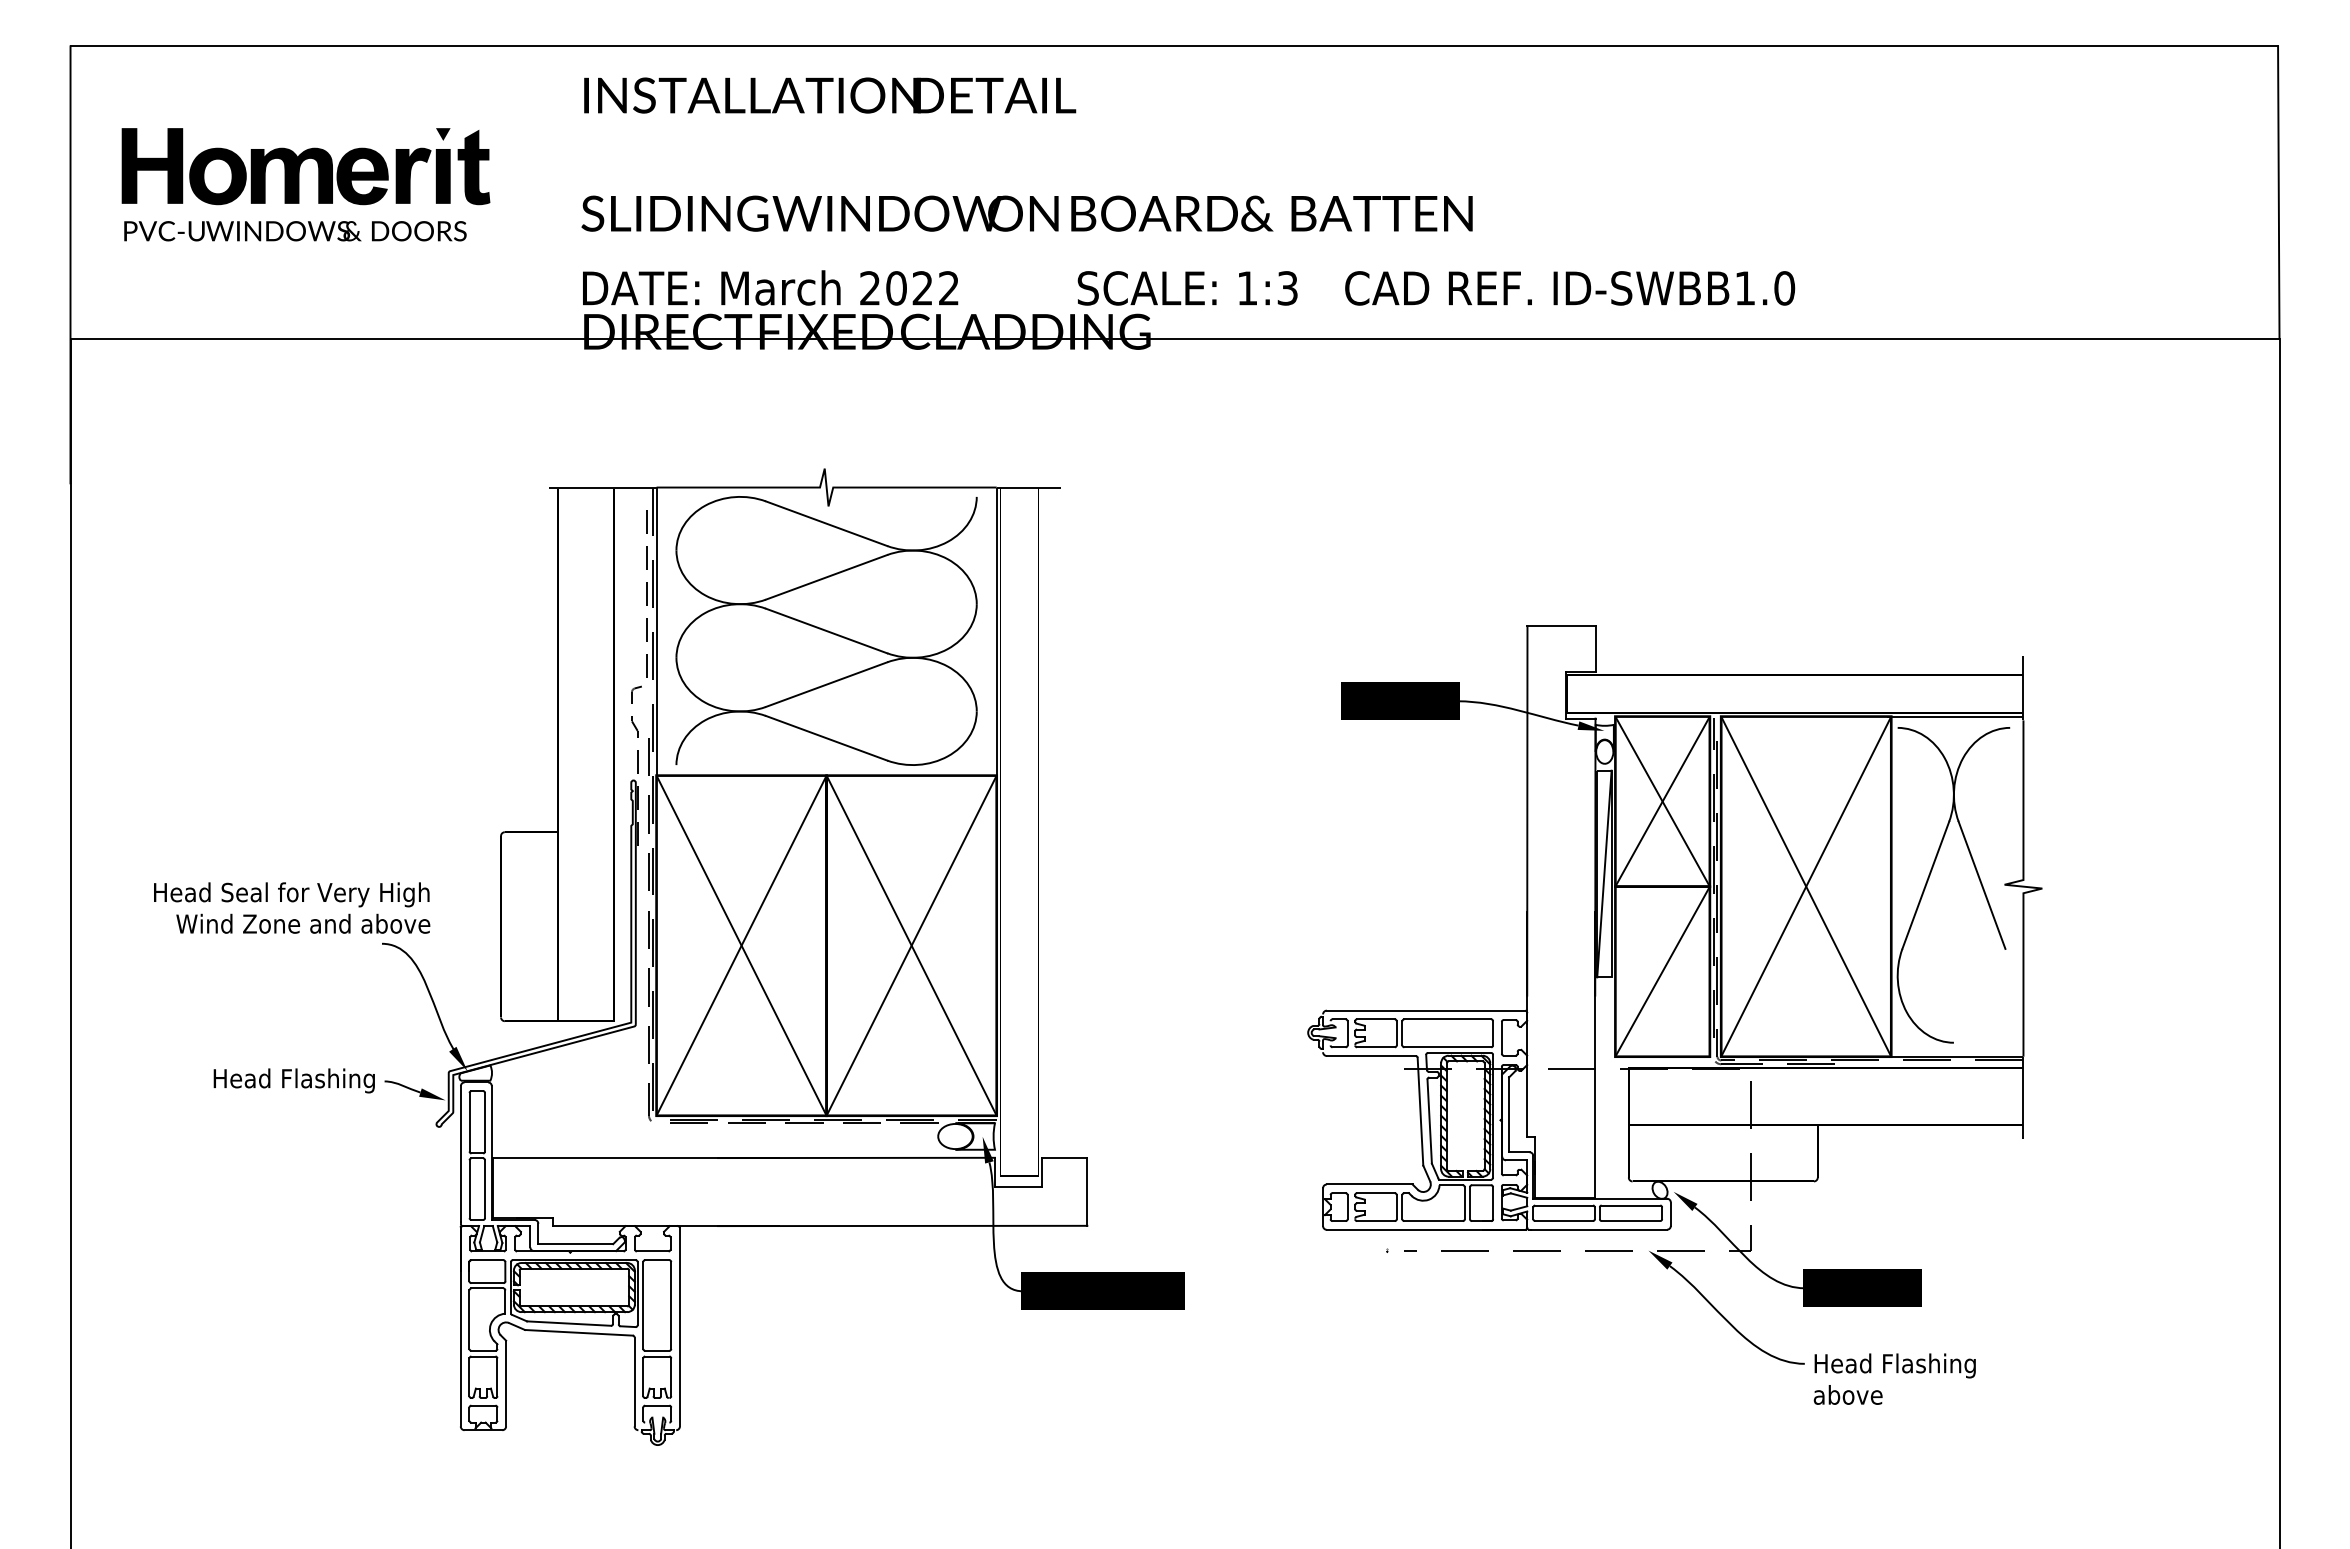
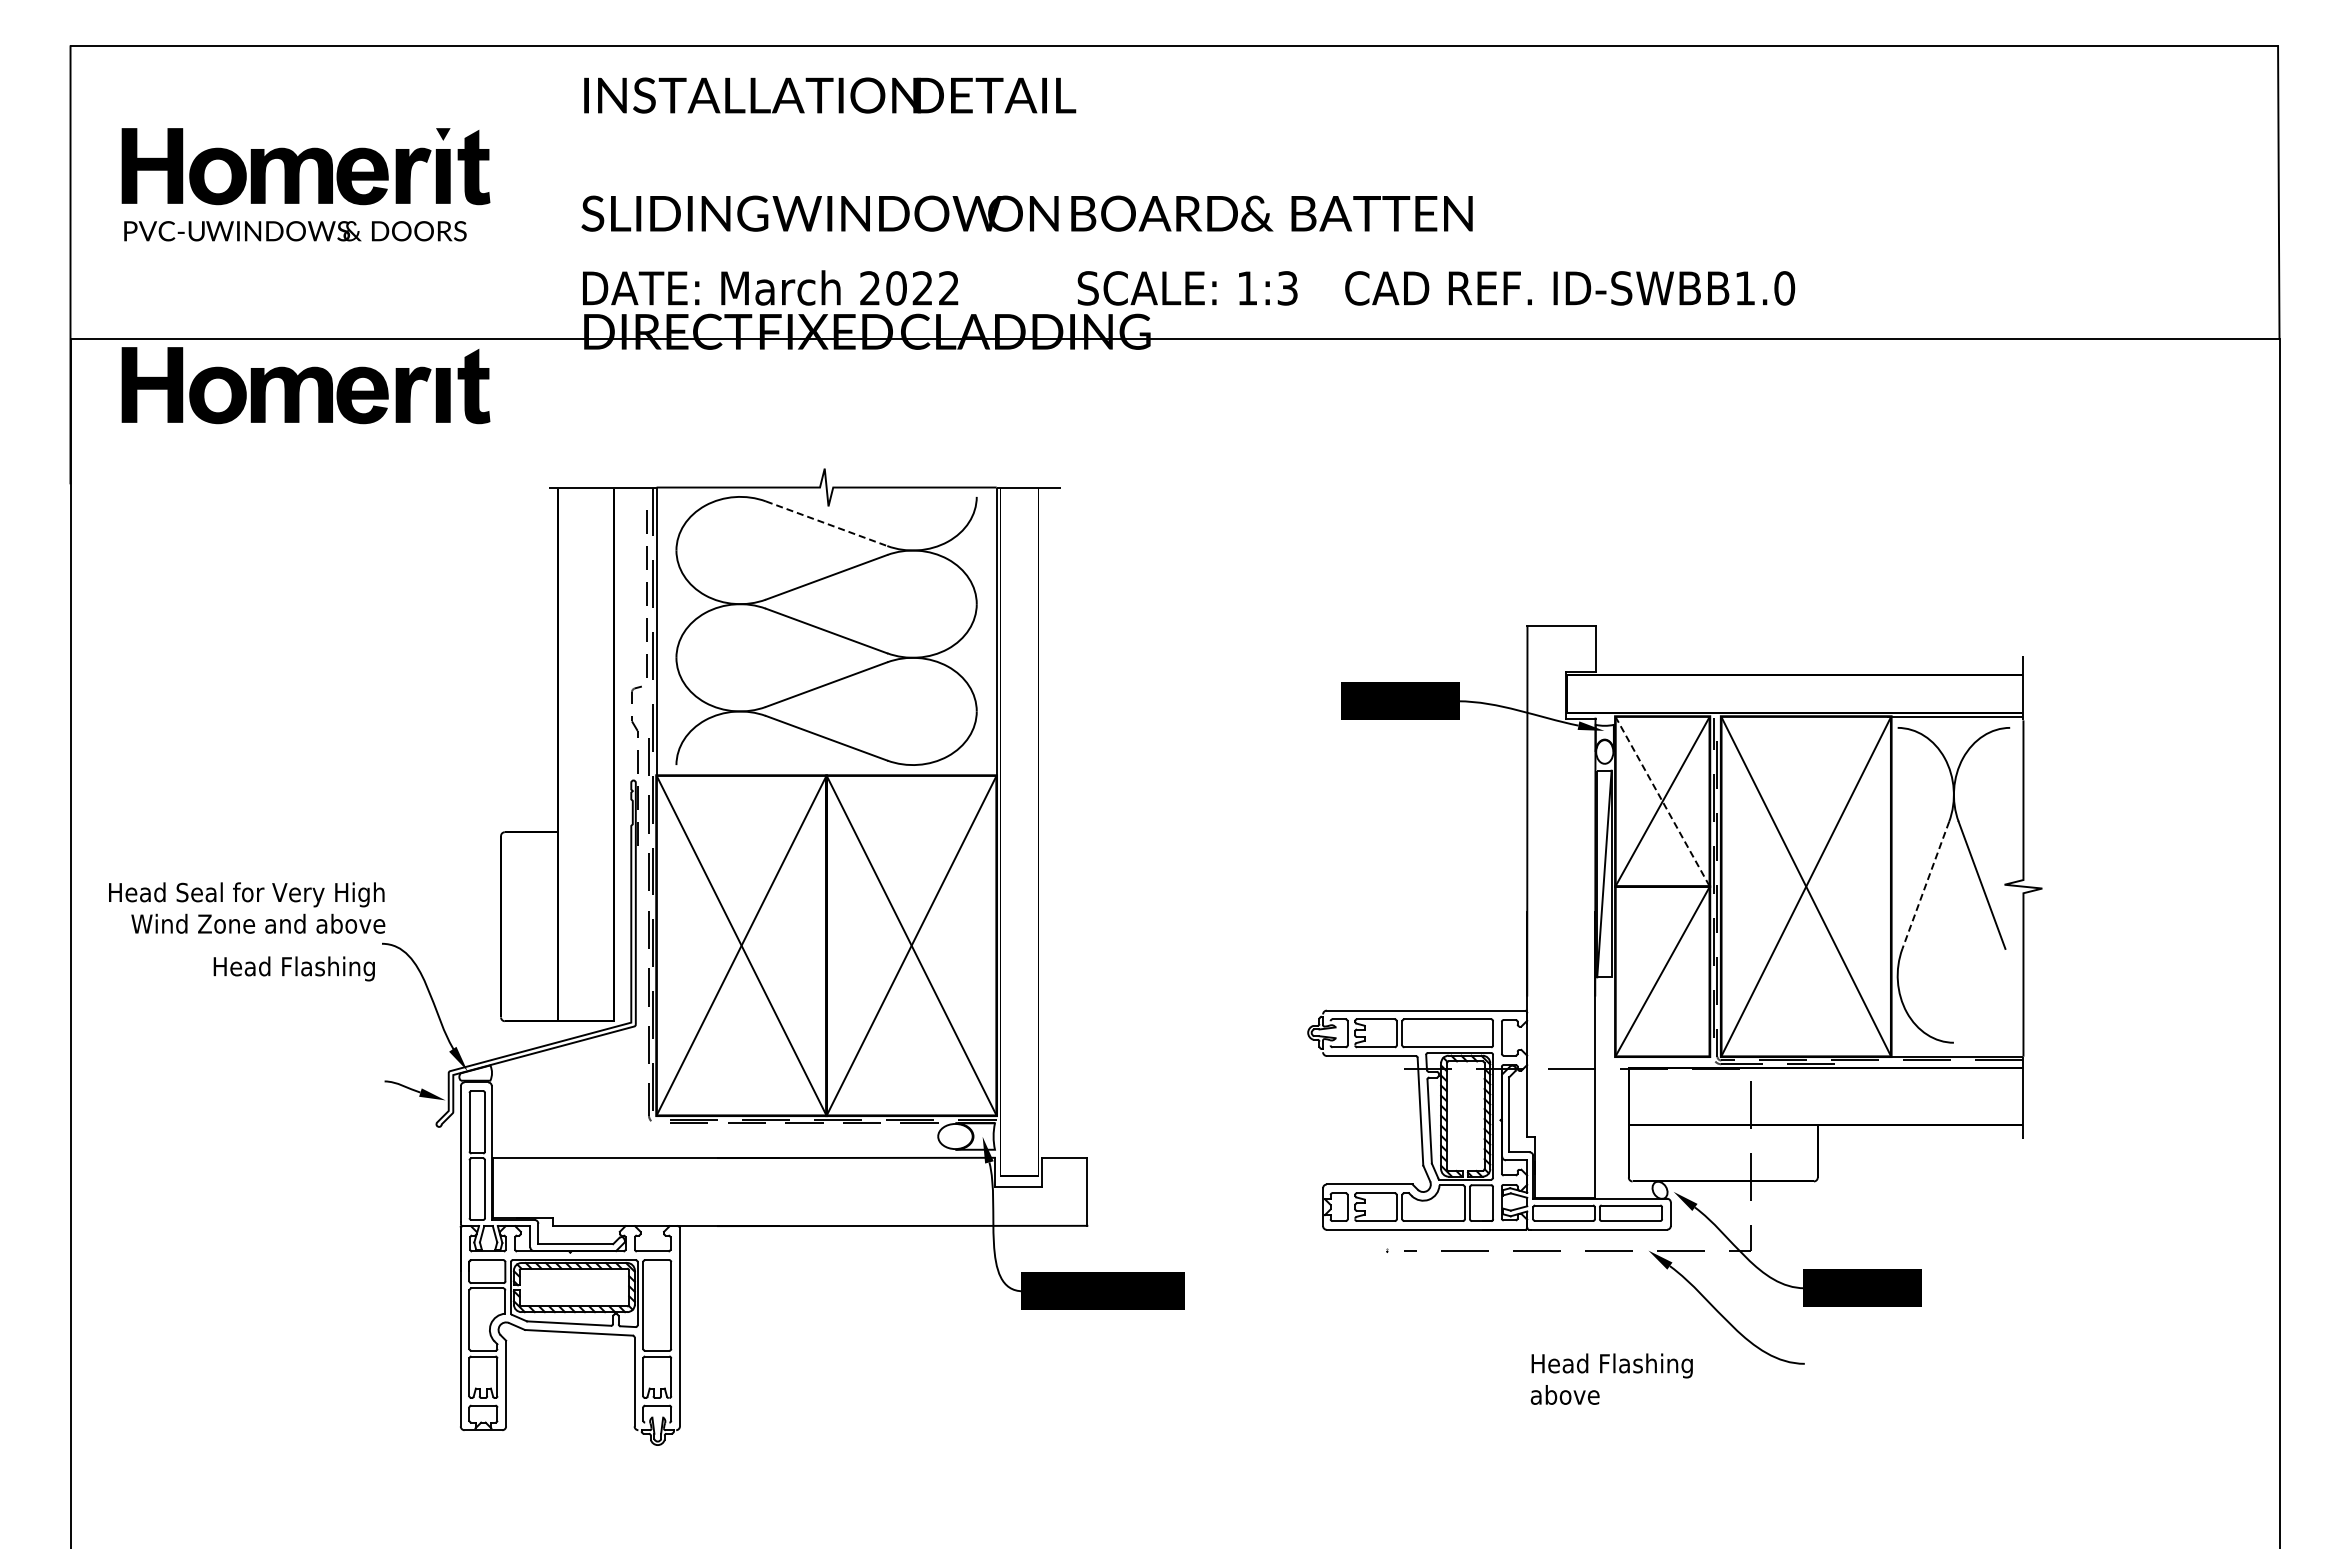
part: none -> present (305, 385)
line: solid -> dashed (826, 523)
line: solid -> dashed (1662, 802)
line: solid -> dashed (1925, 885)
text position: (292, 907) -> (247, 907) (247, 907)
text position: (293, 1080) -> (293, 968) (293, 968)
text position: (1894, 1378) -> (1611, 1378) (1611, 1378)
